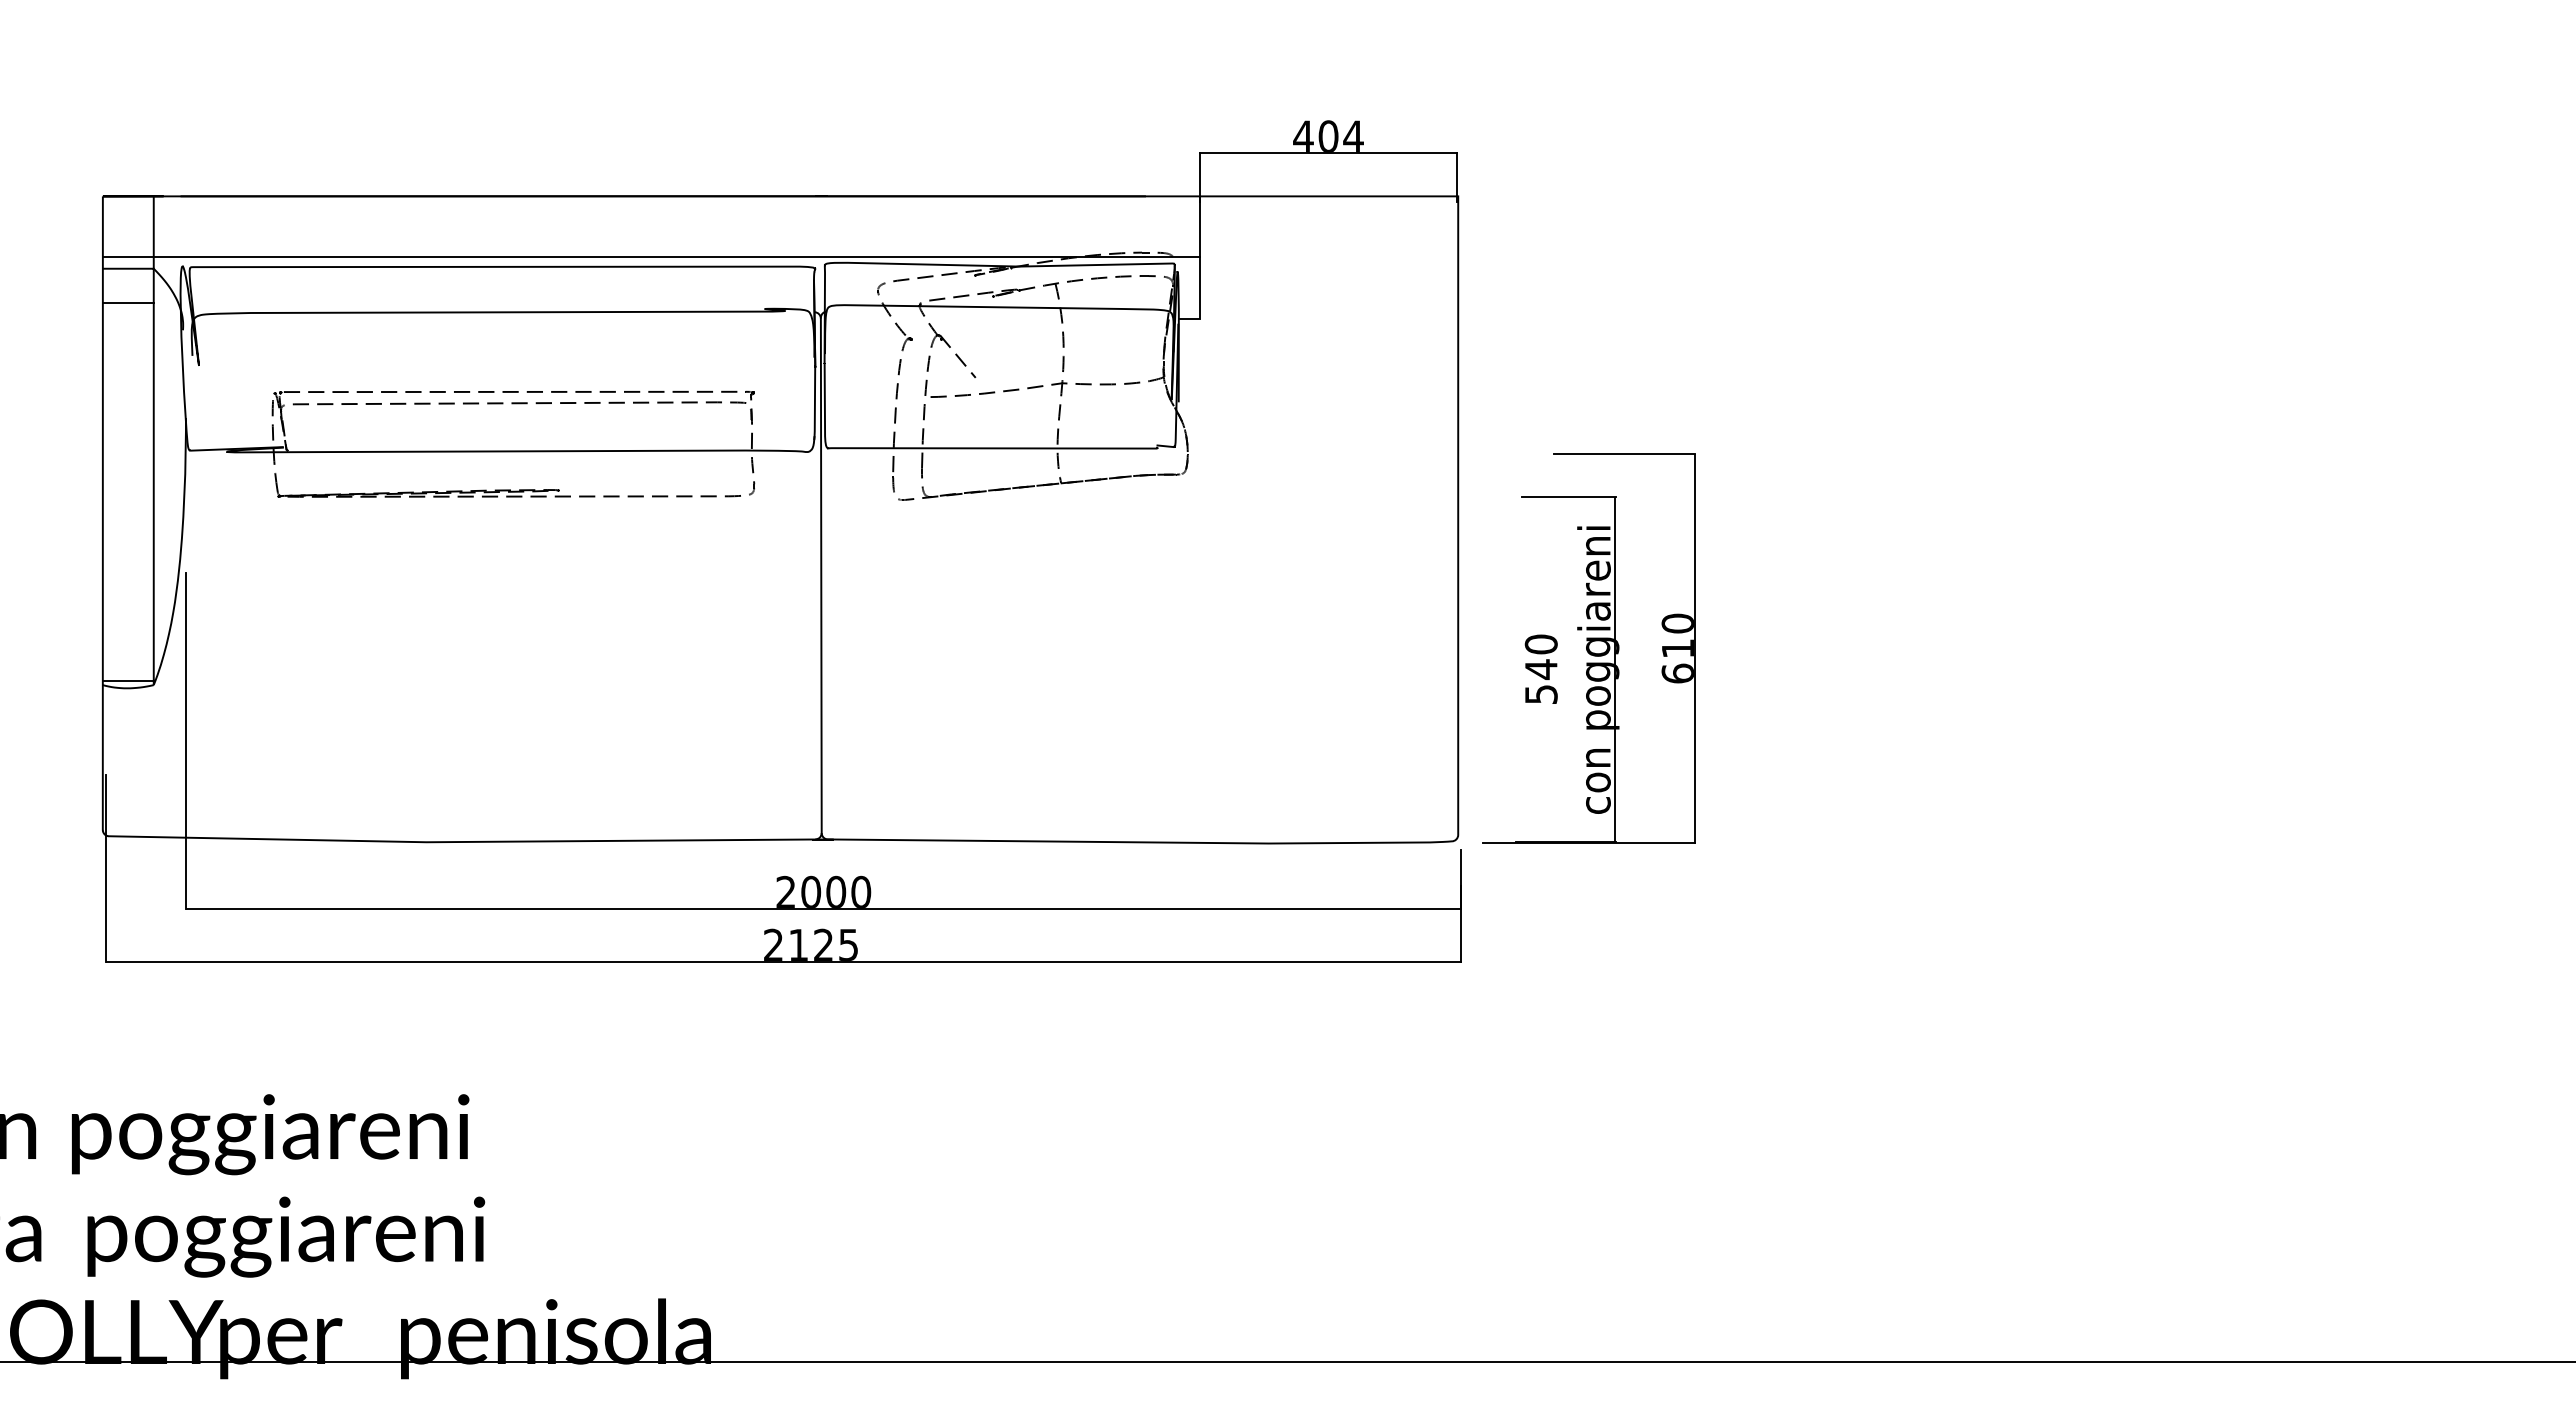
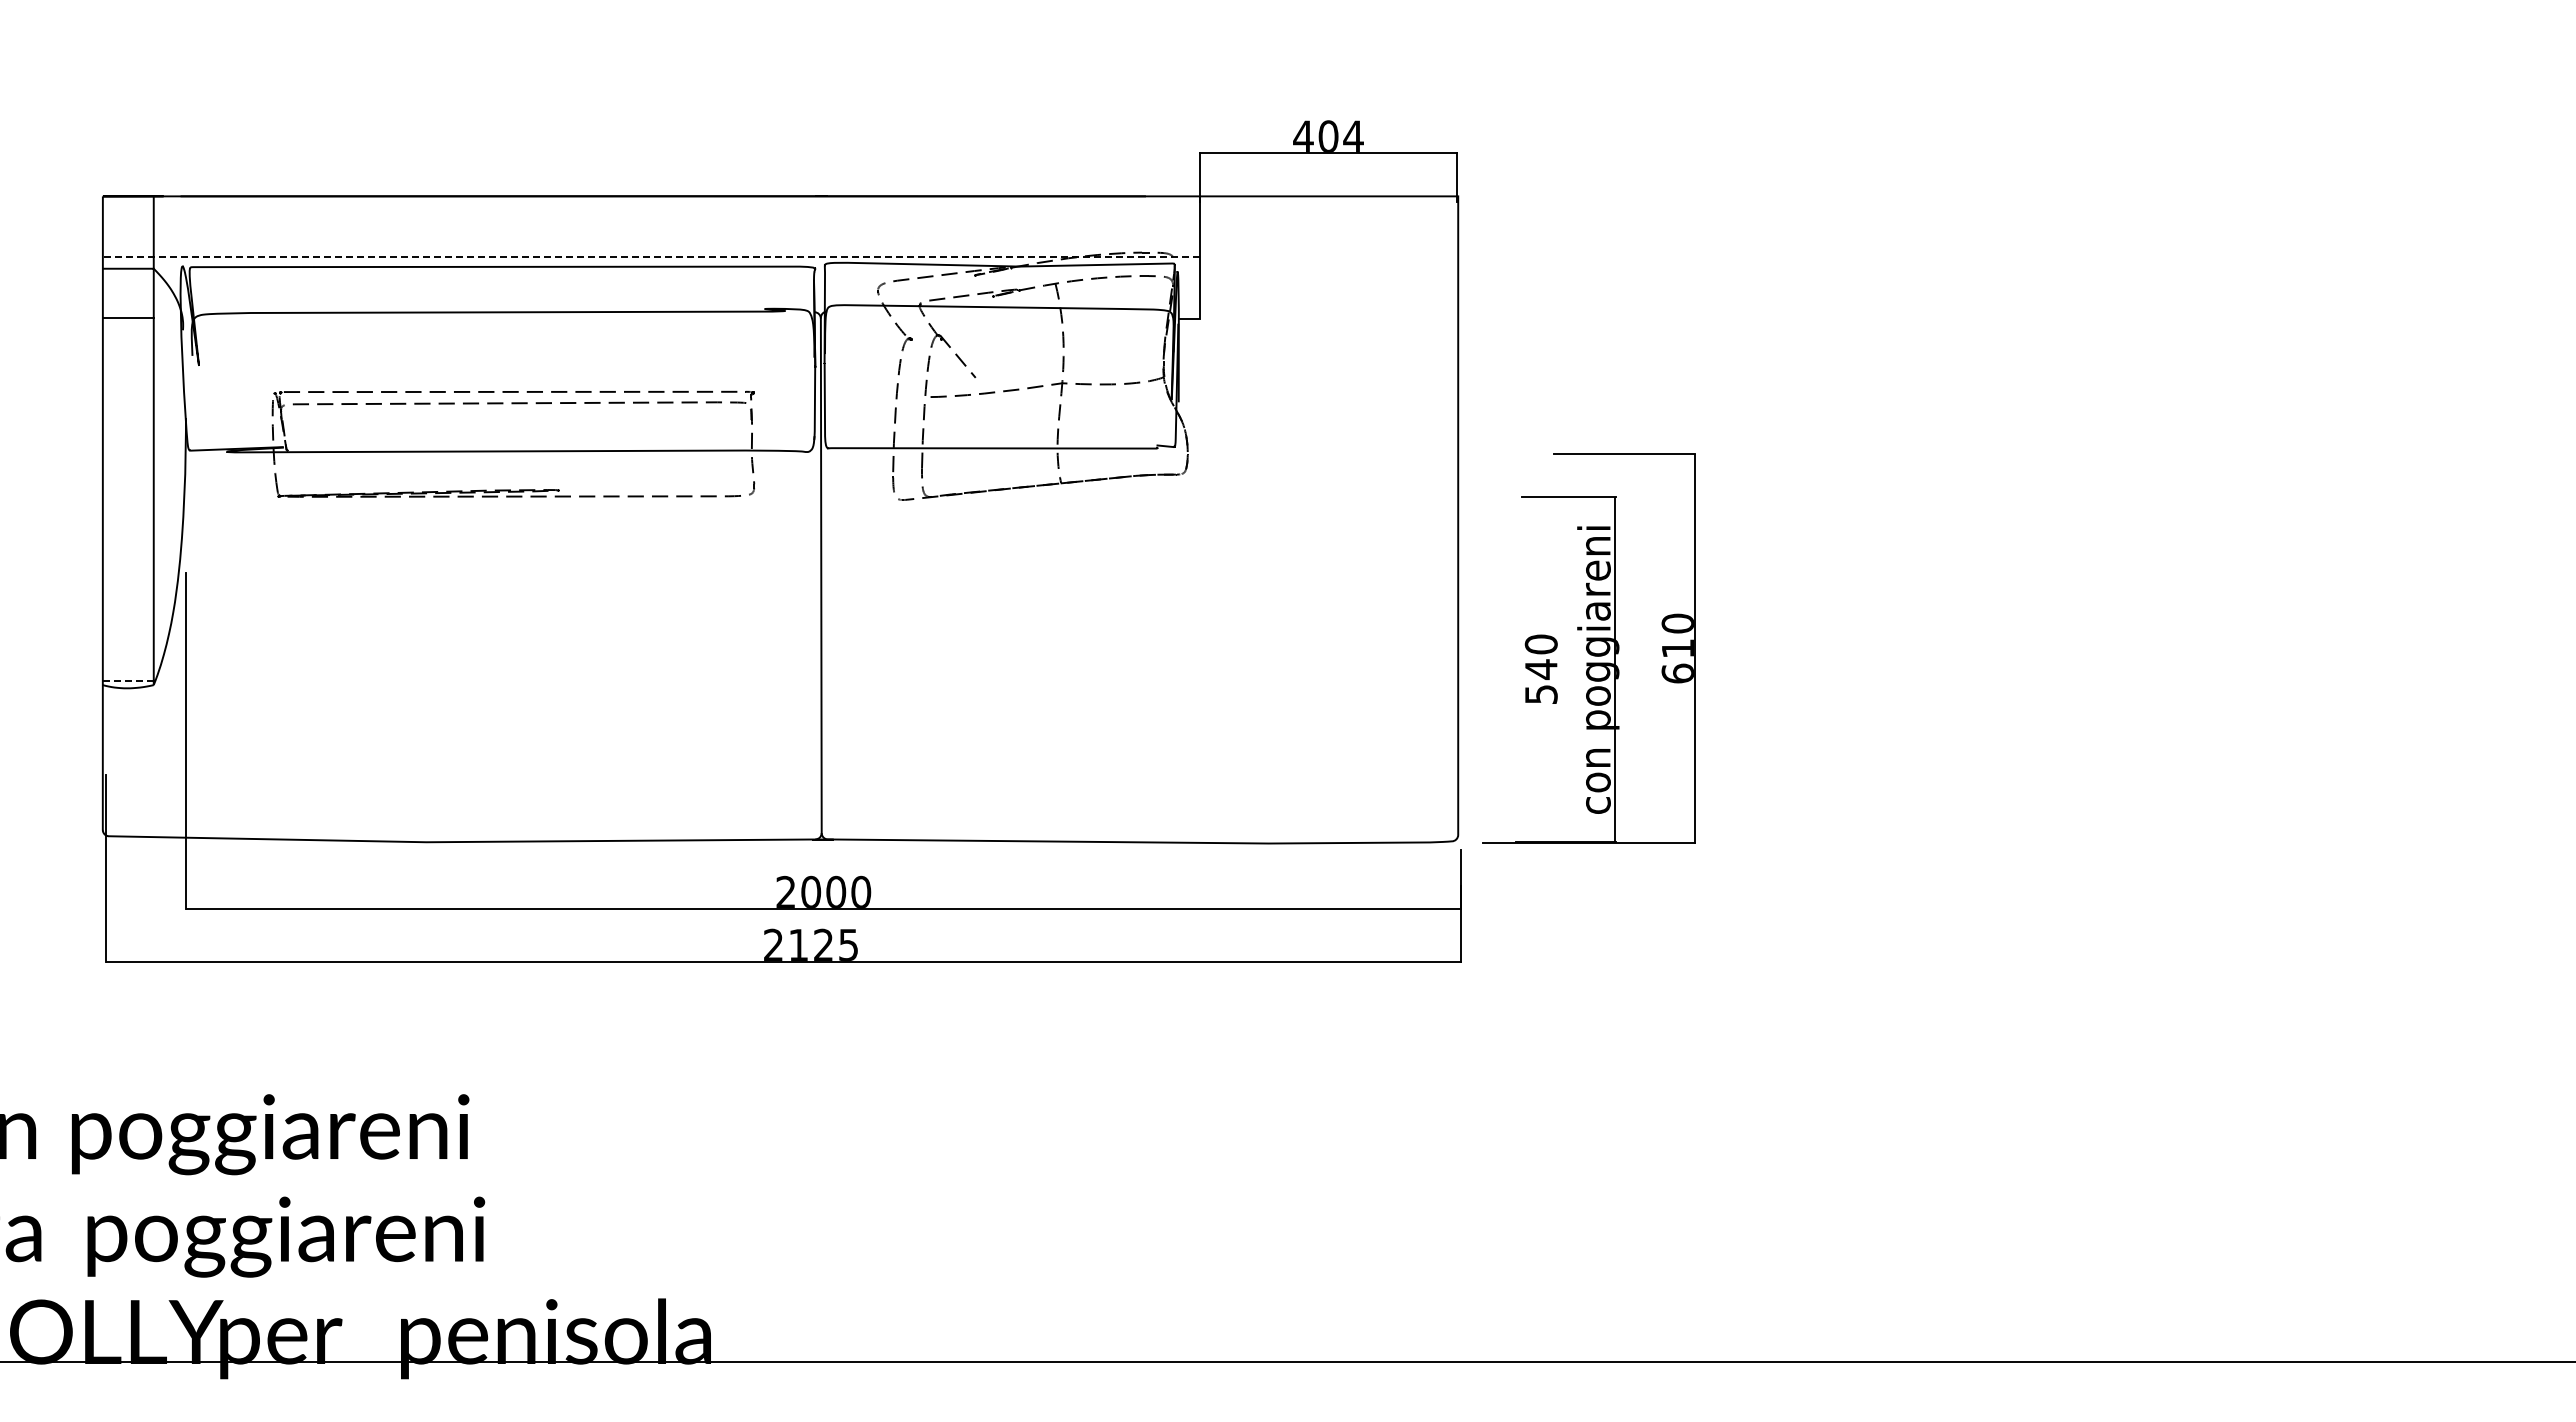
line: solid -> dashed (650, 257)
line position: (127, 302) -> (127, 317) (127, 317)
line: solid -> dashed (128, 680)
